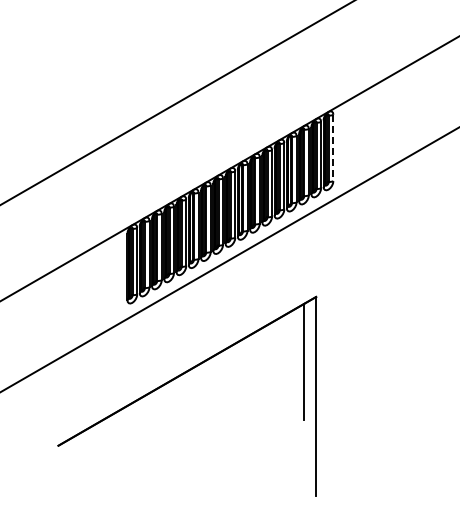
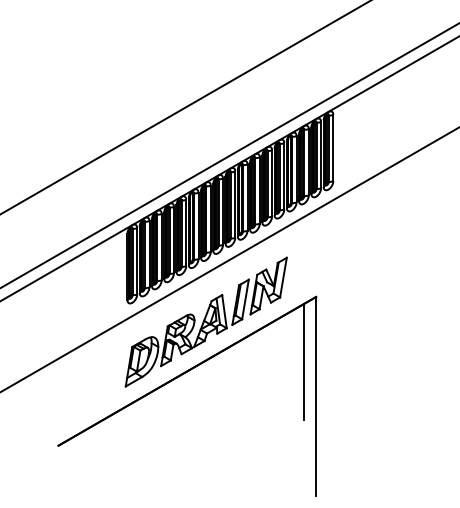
line position: (176, 103) -> (184, 107) (184, 107)
line: dashed -> solid (333, 148)
line: none -> present (229, 155)
part: none -> present (205, 321)
